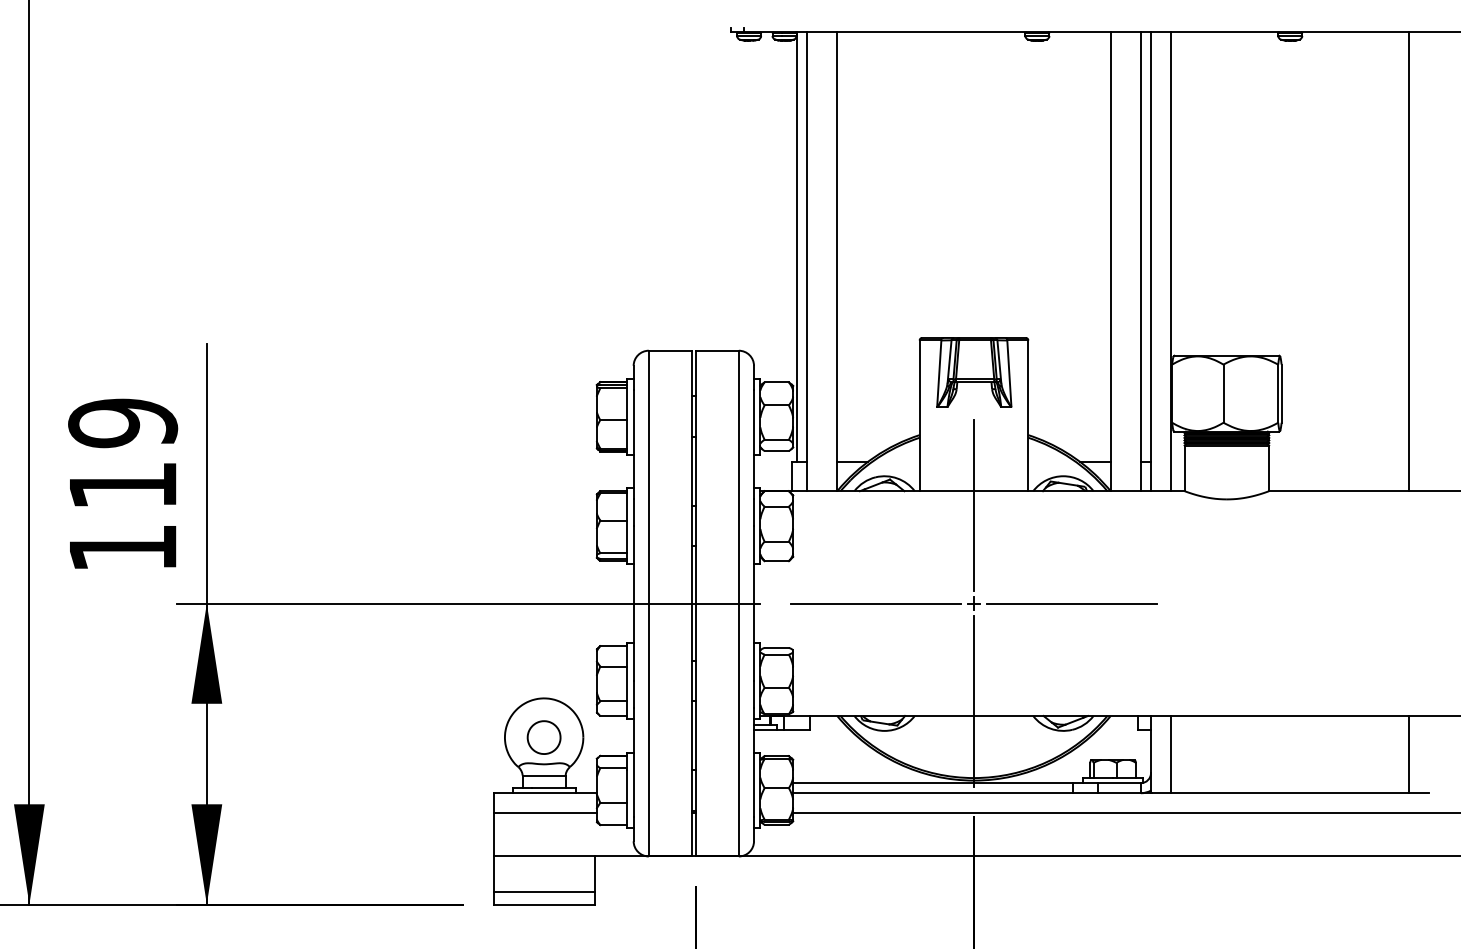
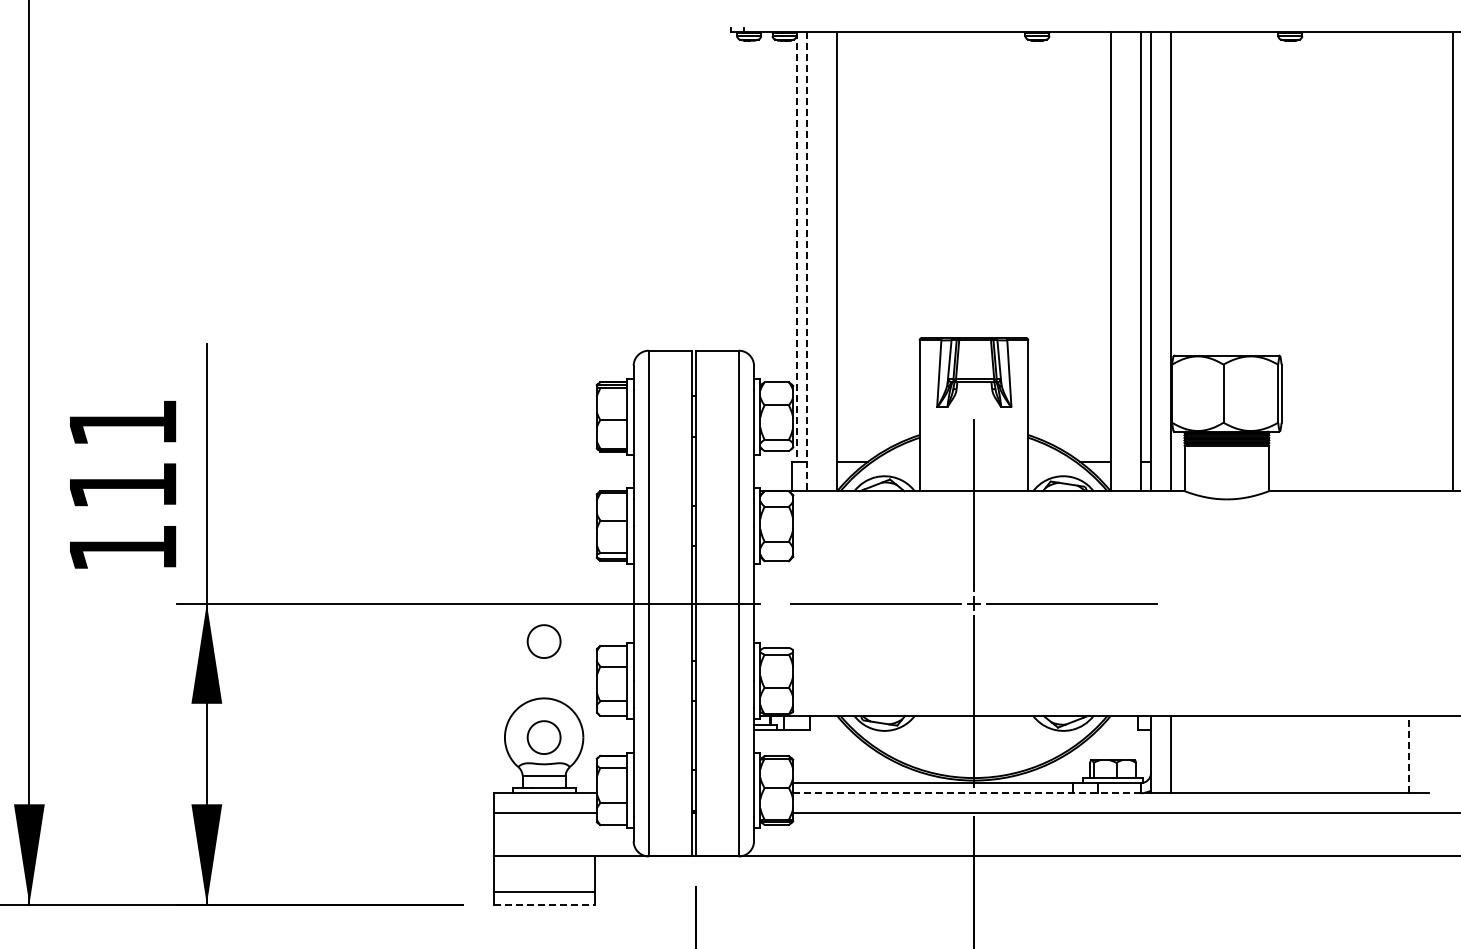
line: solid -> dashed (797, 247)
line: solid -> dashed (807, 261)
line position: (1408, 261) -> (1452, 261) (1452, 261)
text: 119 -> 111 (123, 423)
part: none -> present (543, 641)
line: solid -> dashed (1408, 754)
line: solid -> dashed (971, 793)
line: solid -> dashed (544, 904)
